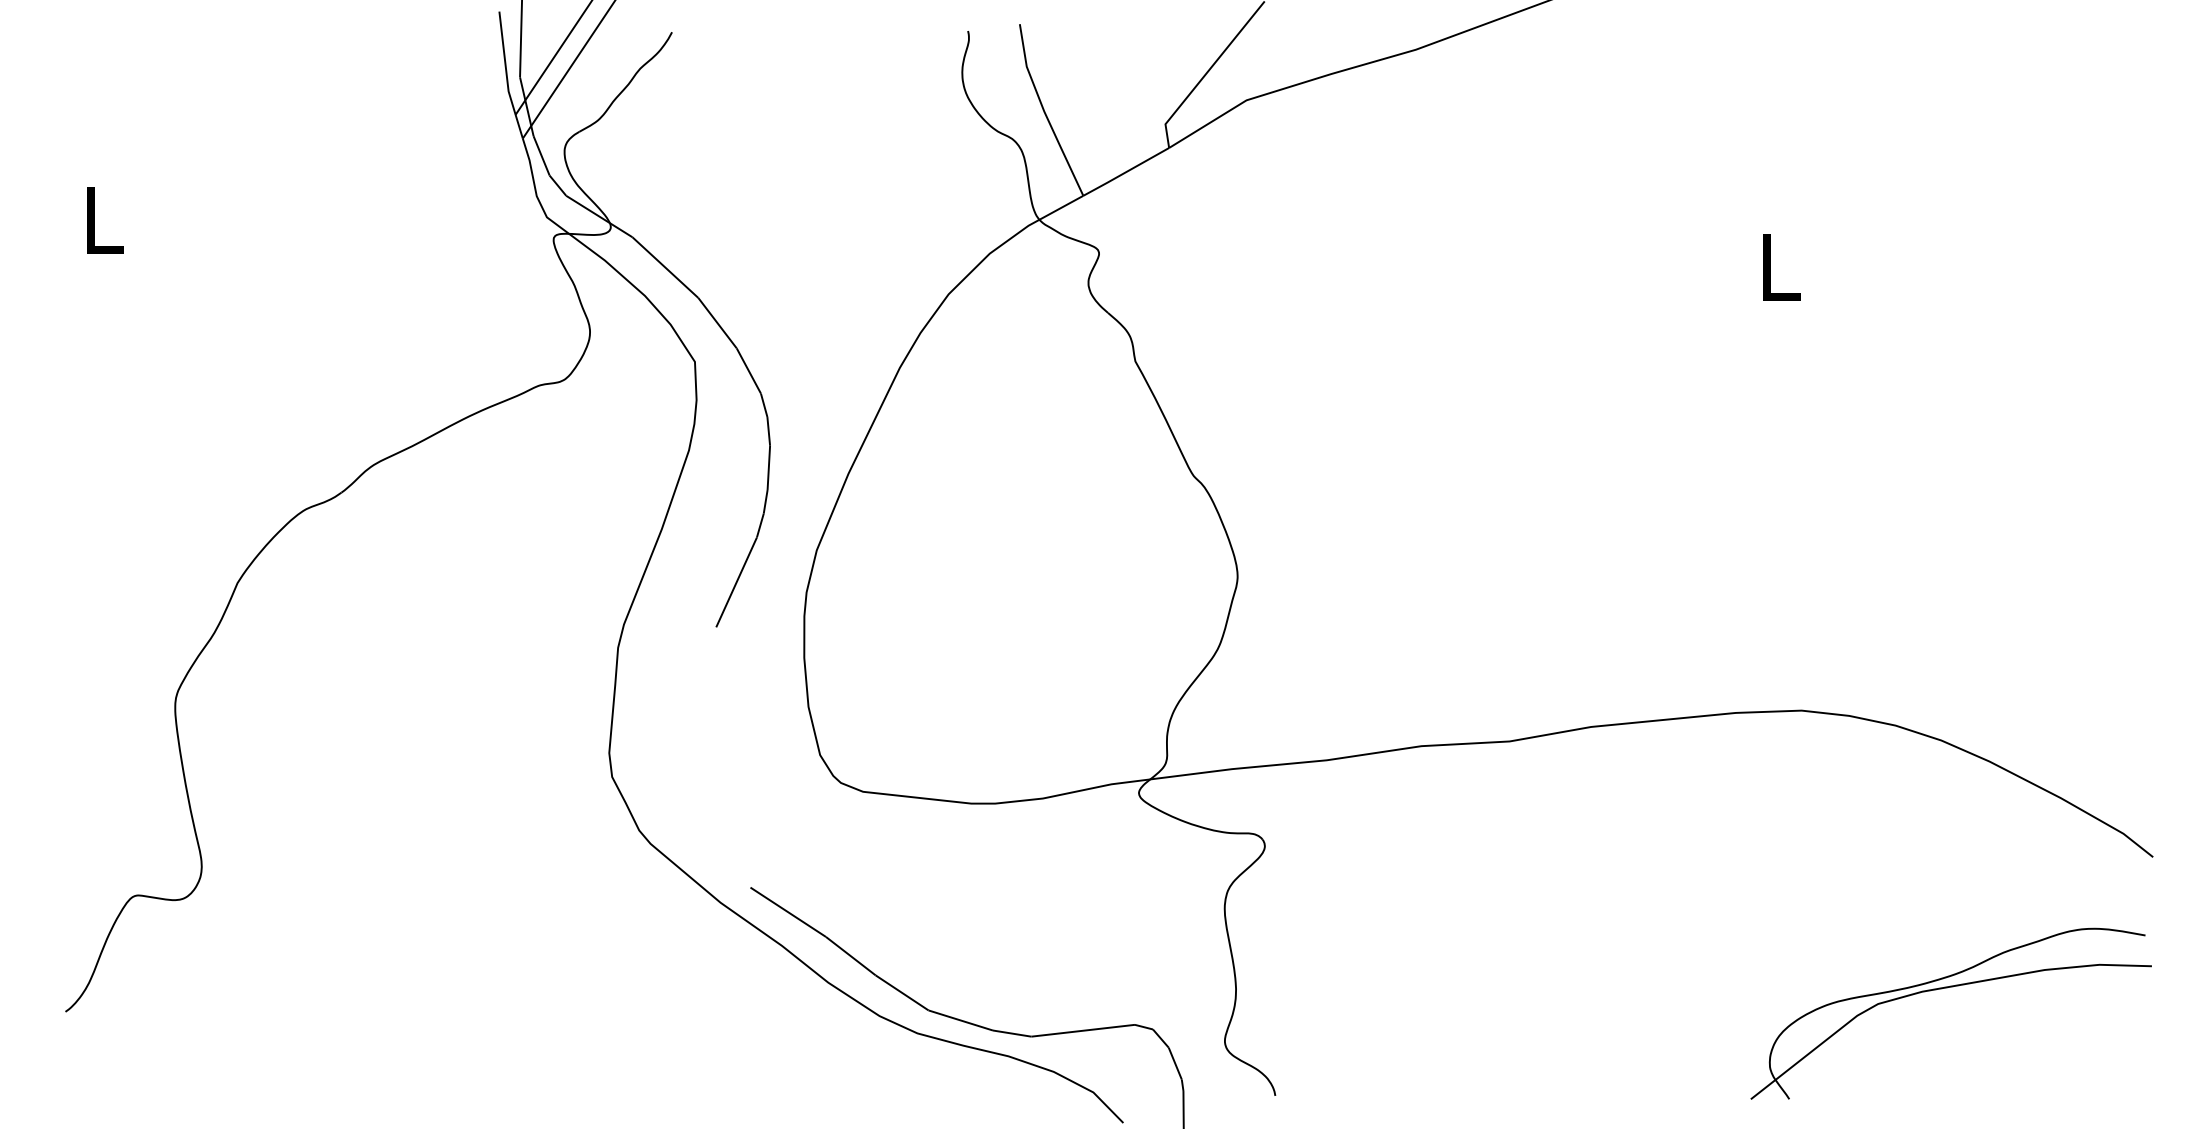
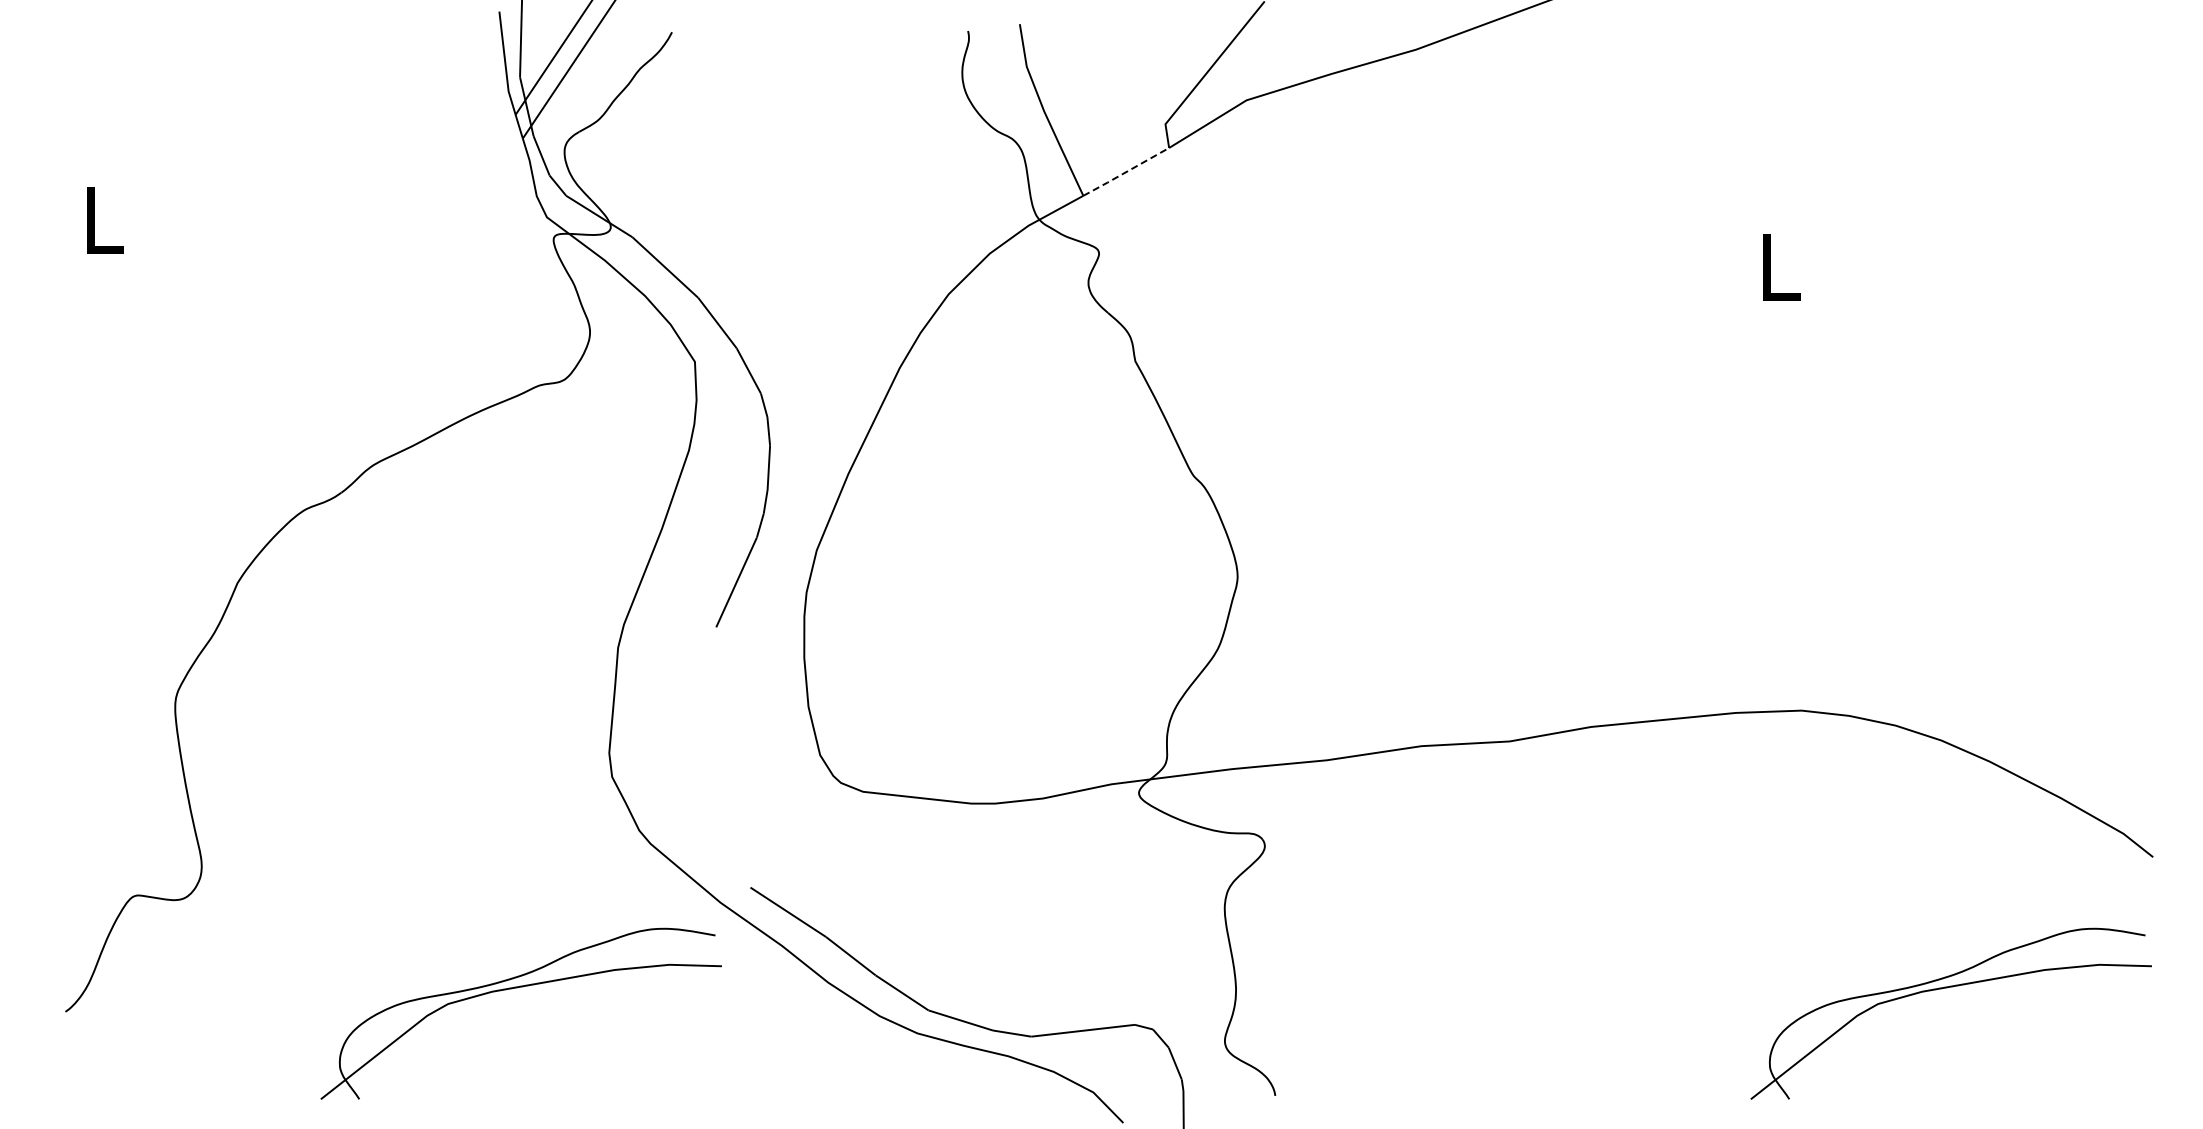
line: solid -> dashed (1125, 172)
part: none -> present (517, 988)
